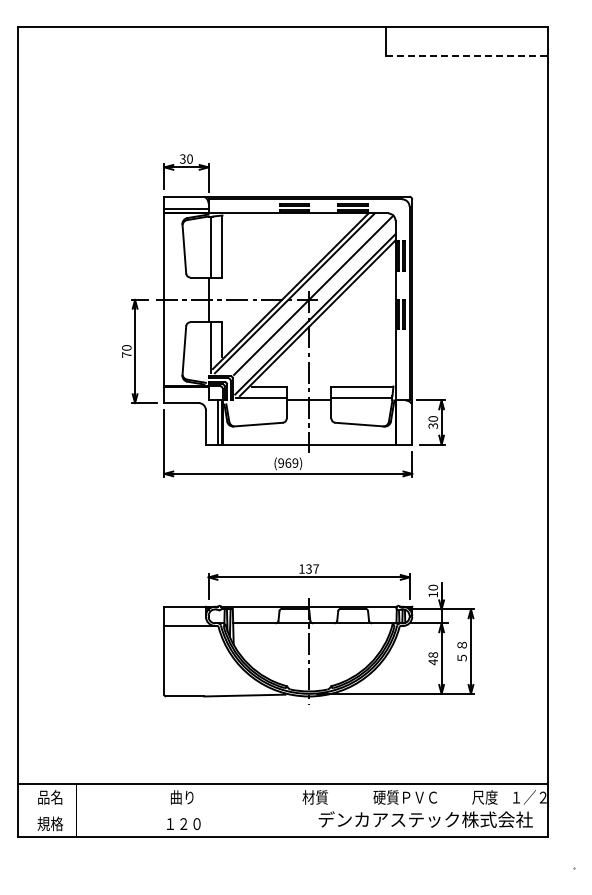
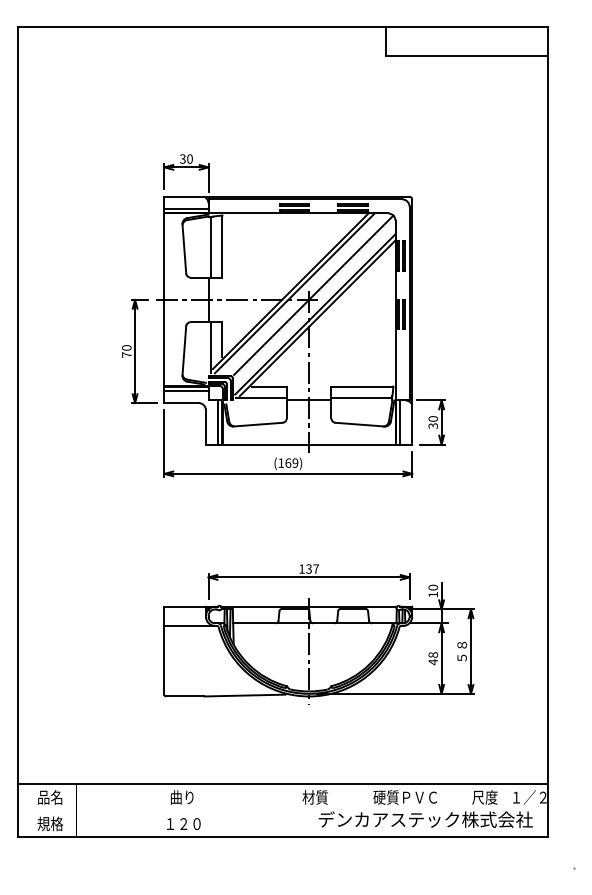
line: dashed -> solid (467, 56)
line: none -> present (186, 390)
line: none -> present (399, 422)
text: (969) -> (169) (281, 462)
